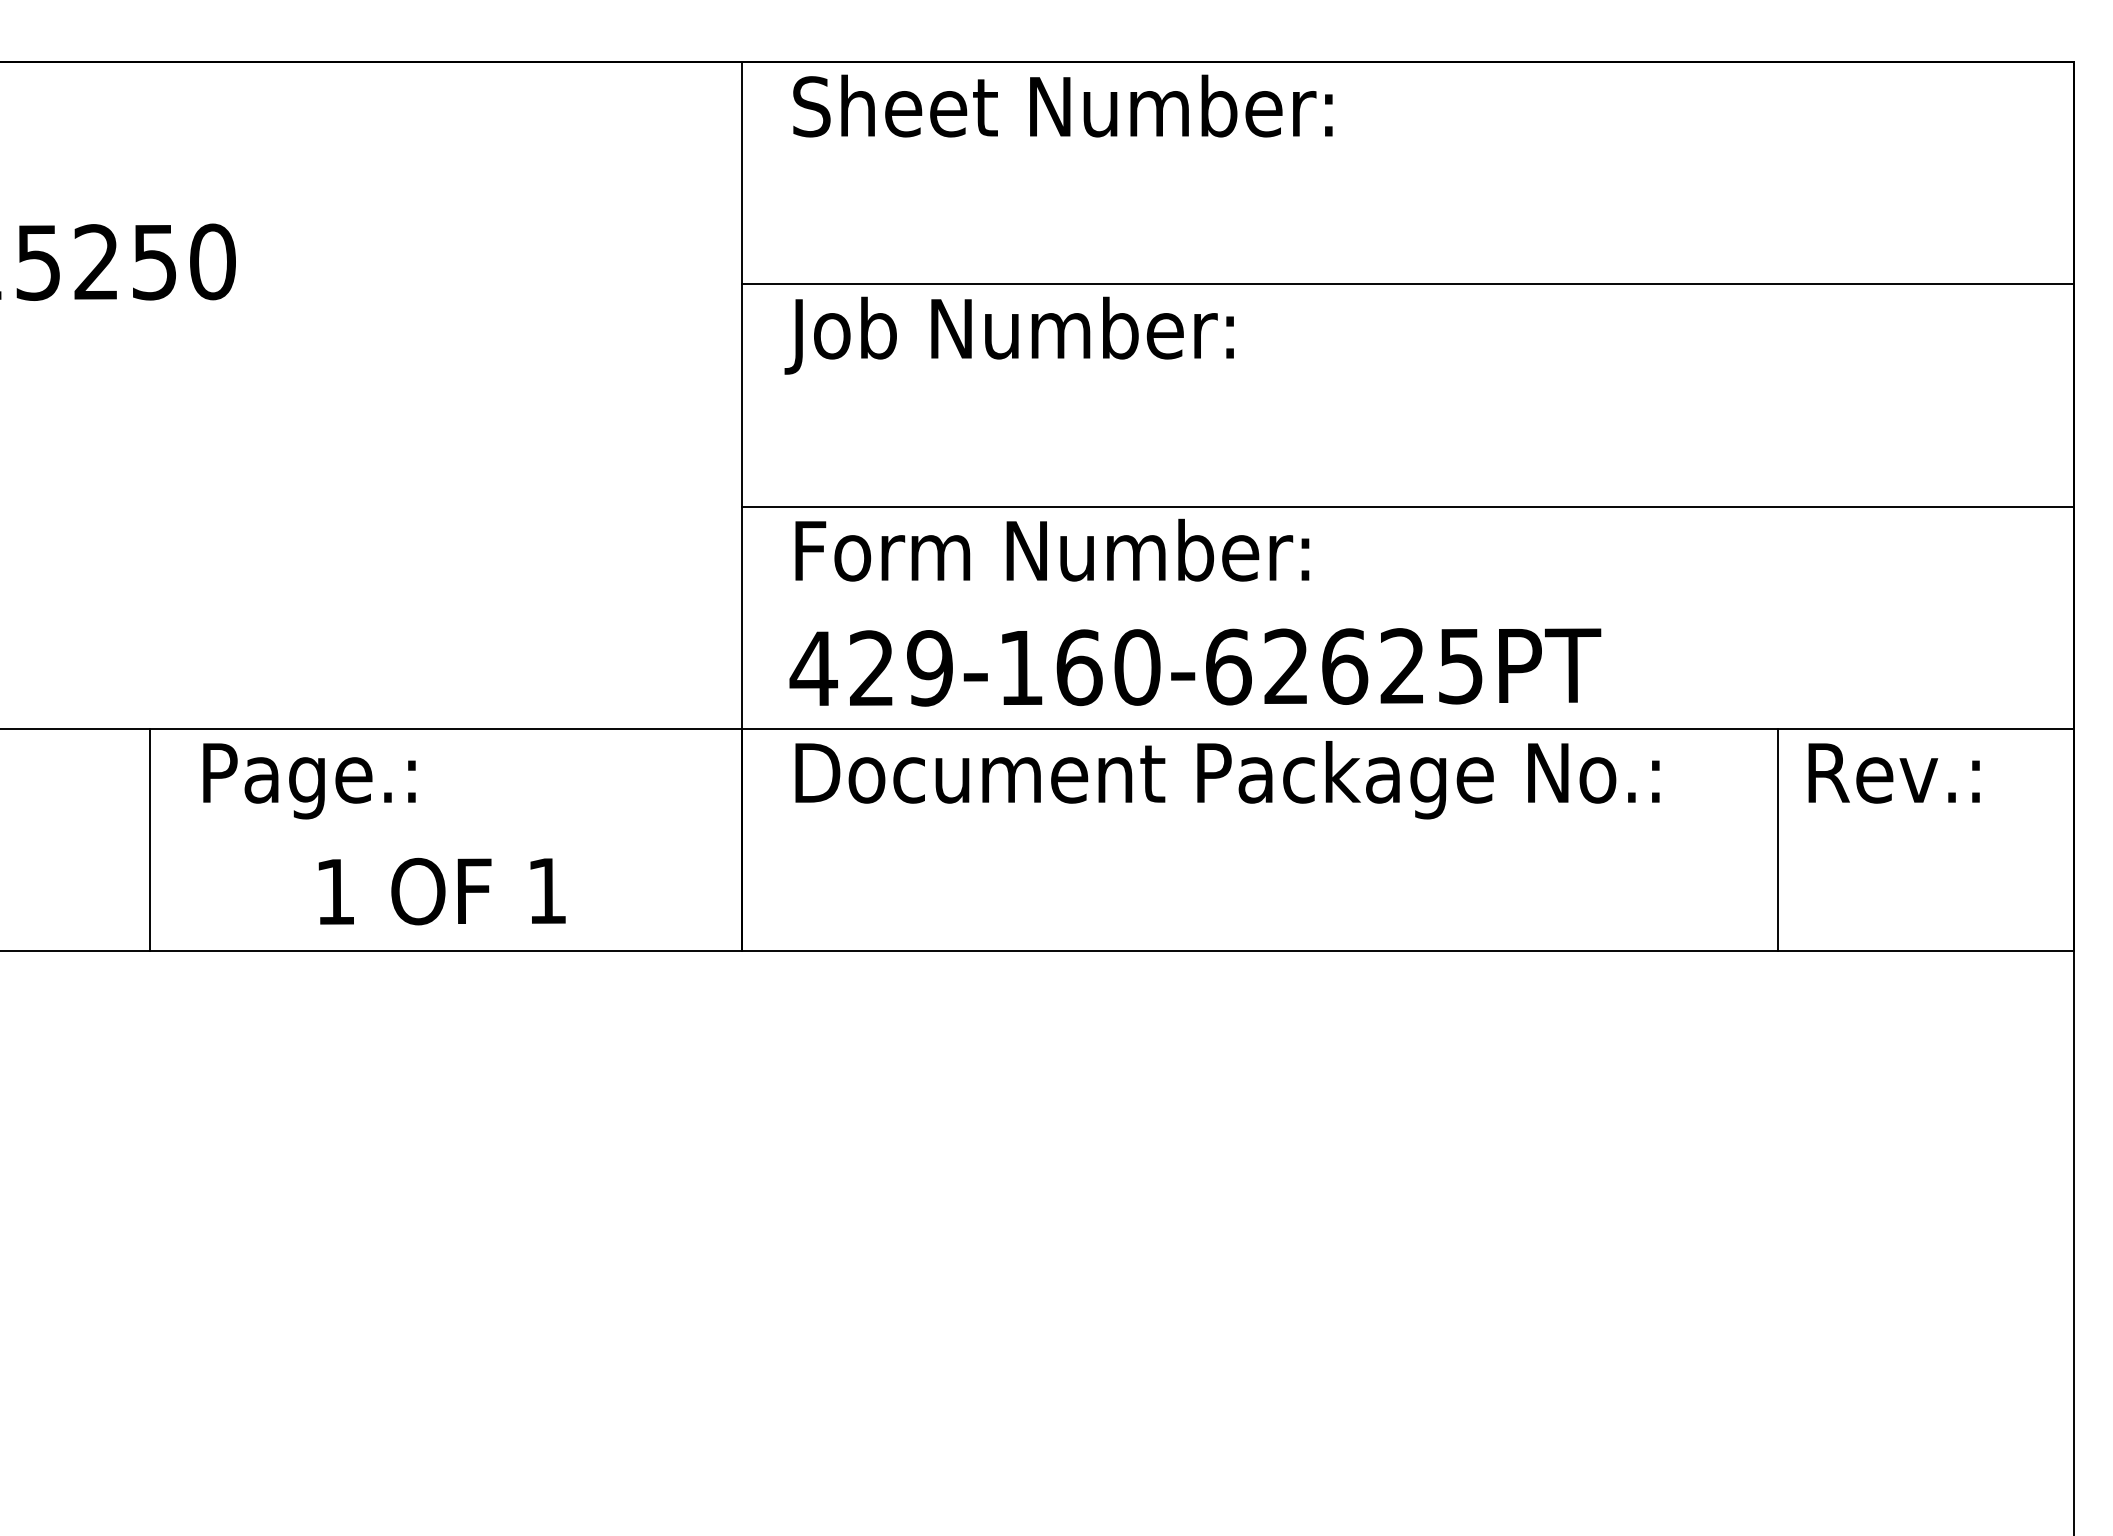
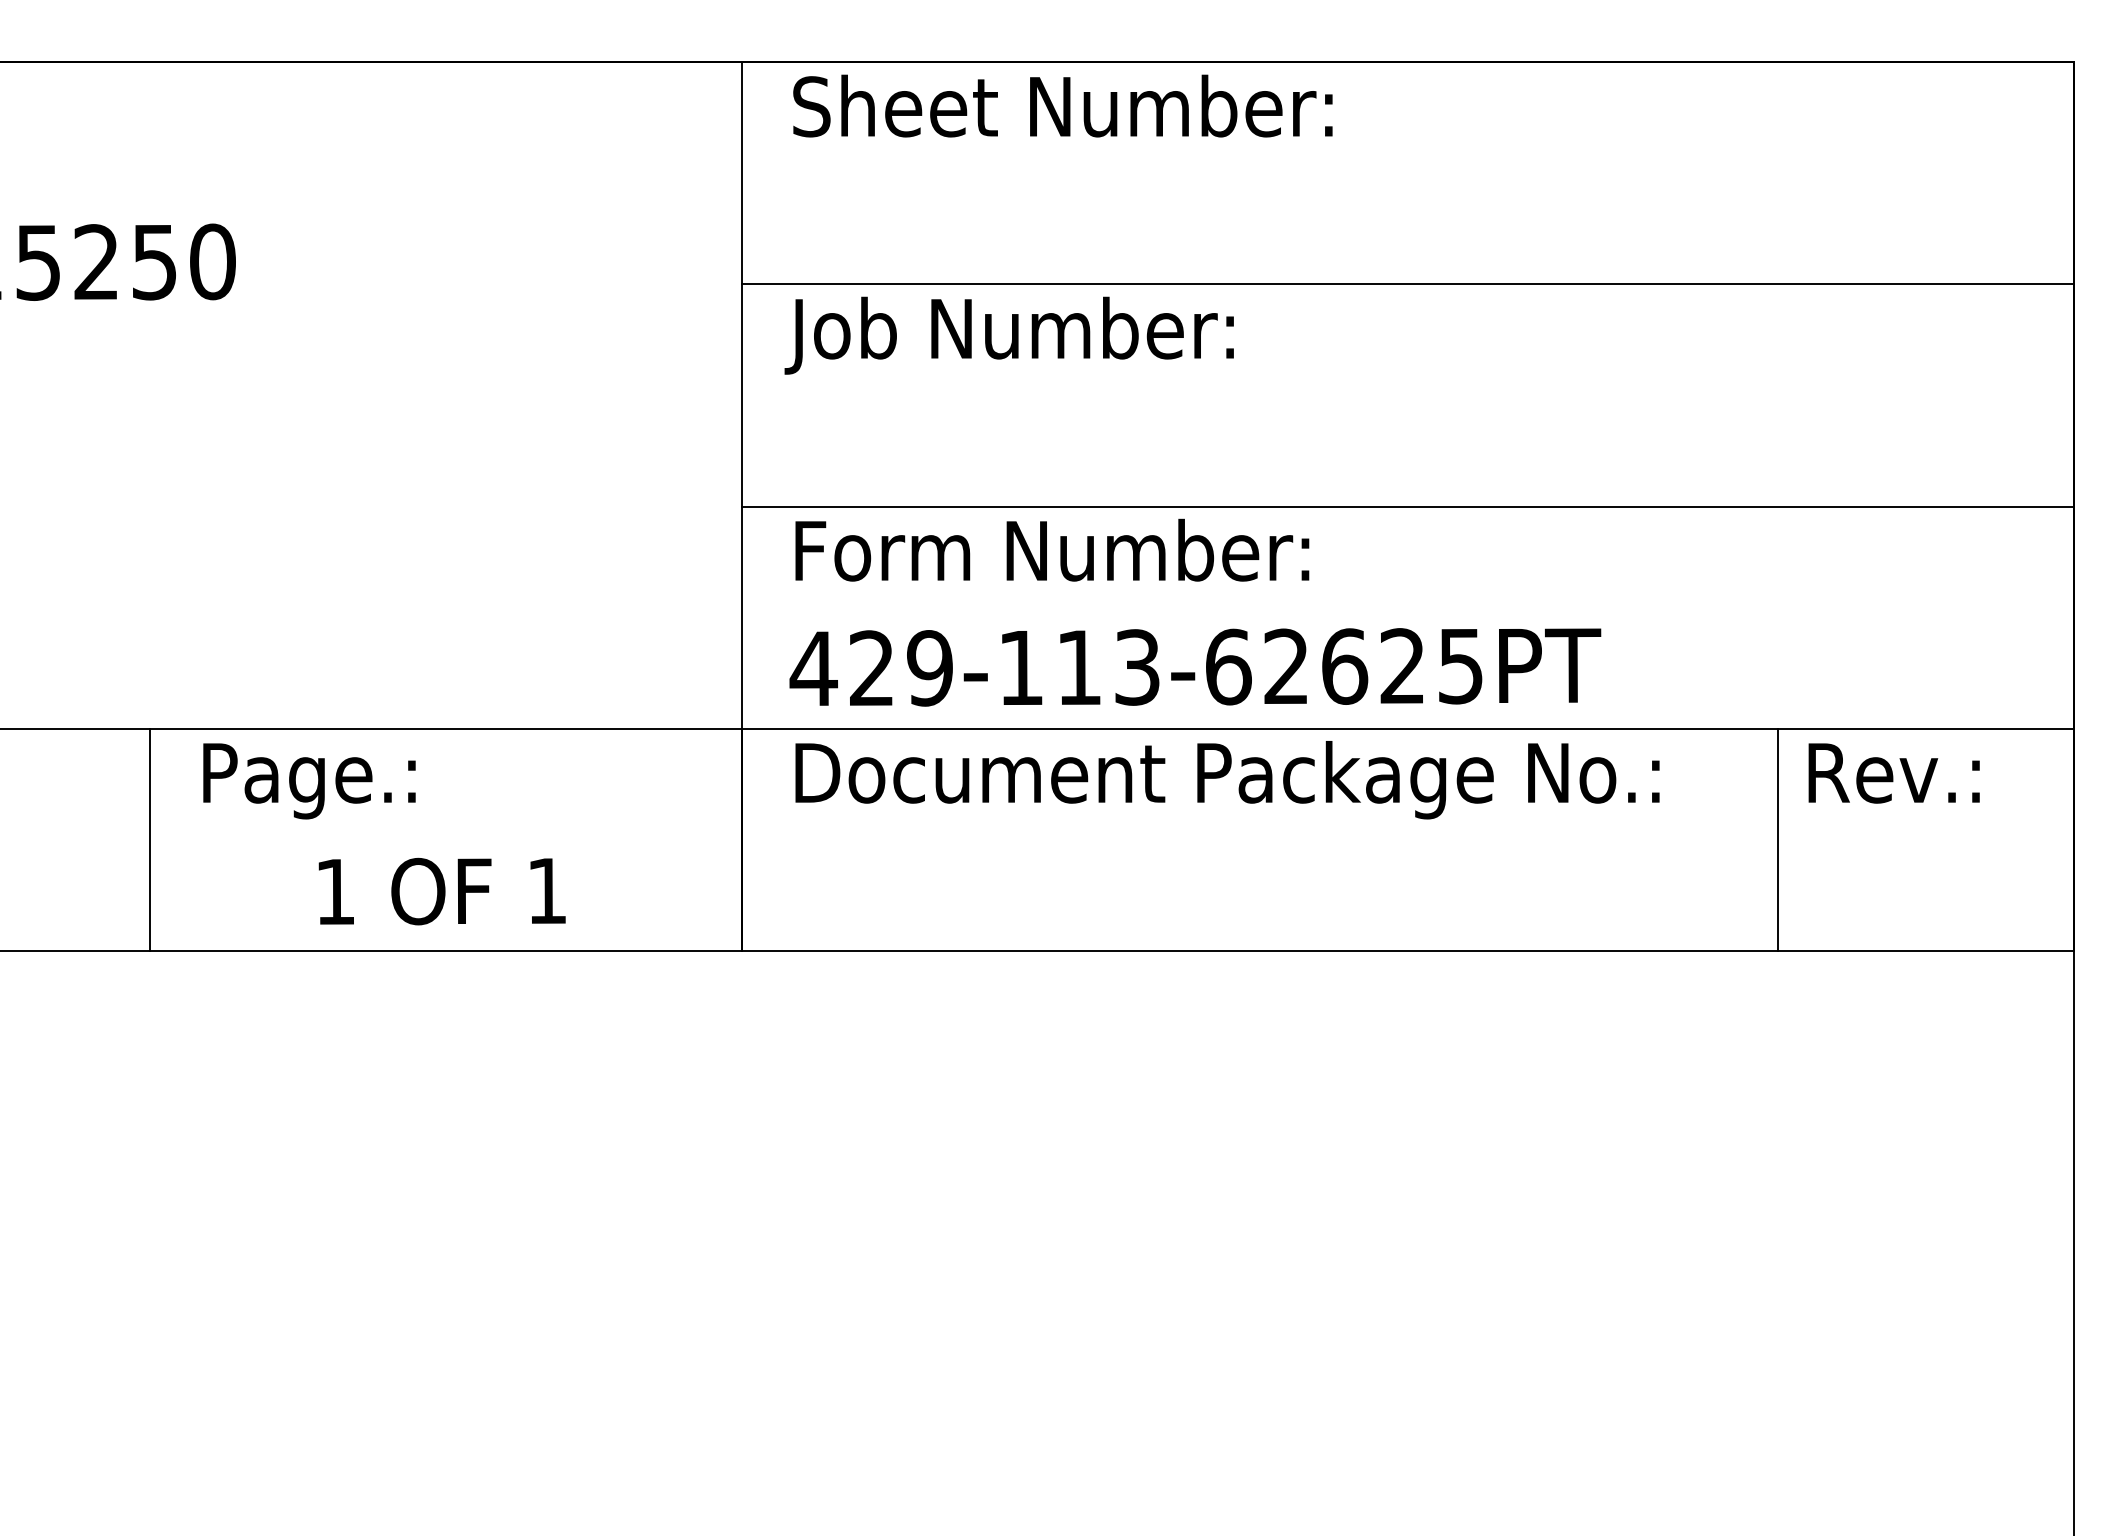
text: 429-160-62625PT -> 429-113-62625PT (1108, 667)
